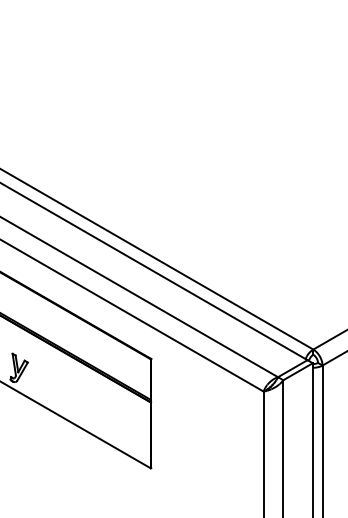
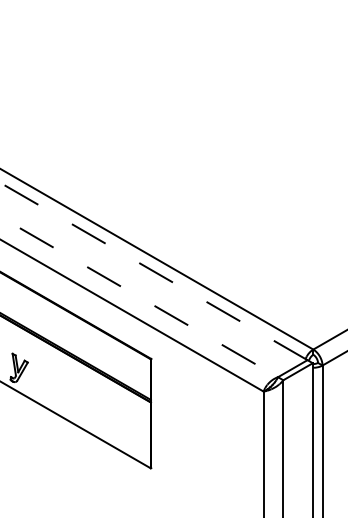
line: solid -> dashed (153, 271)
line: solid -> dashed (139, 297)
